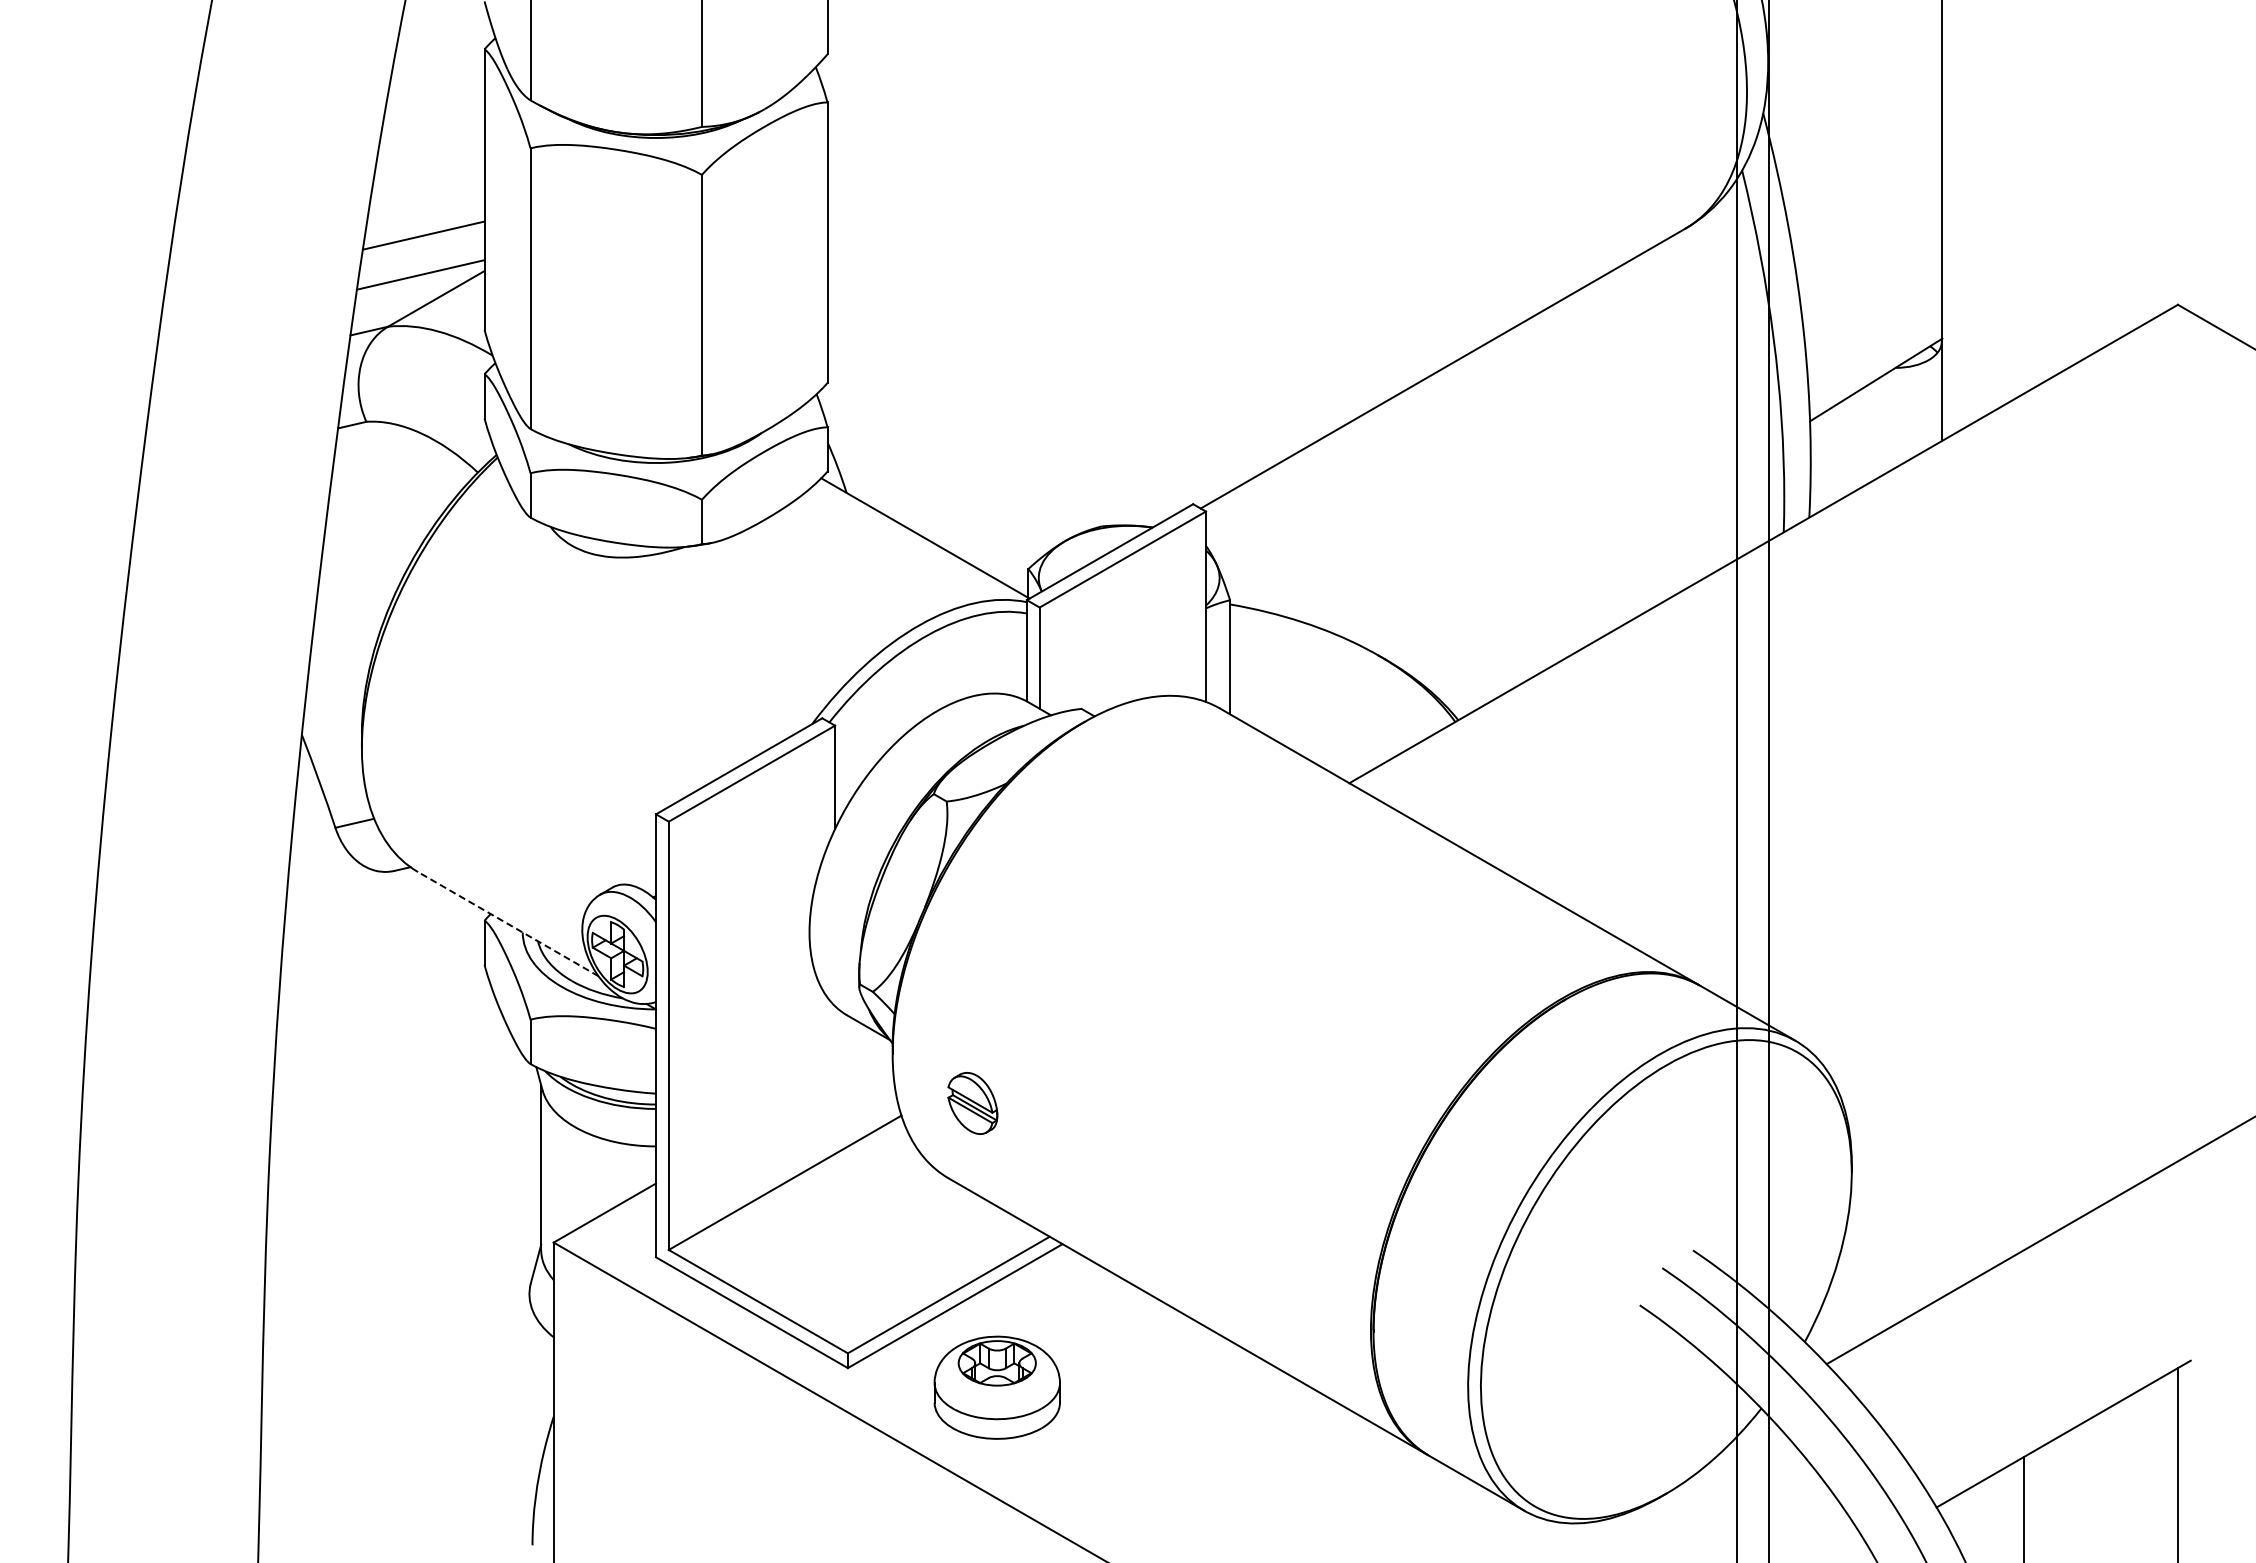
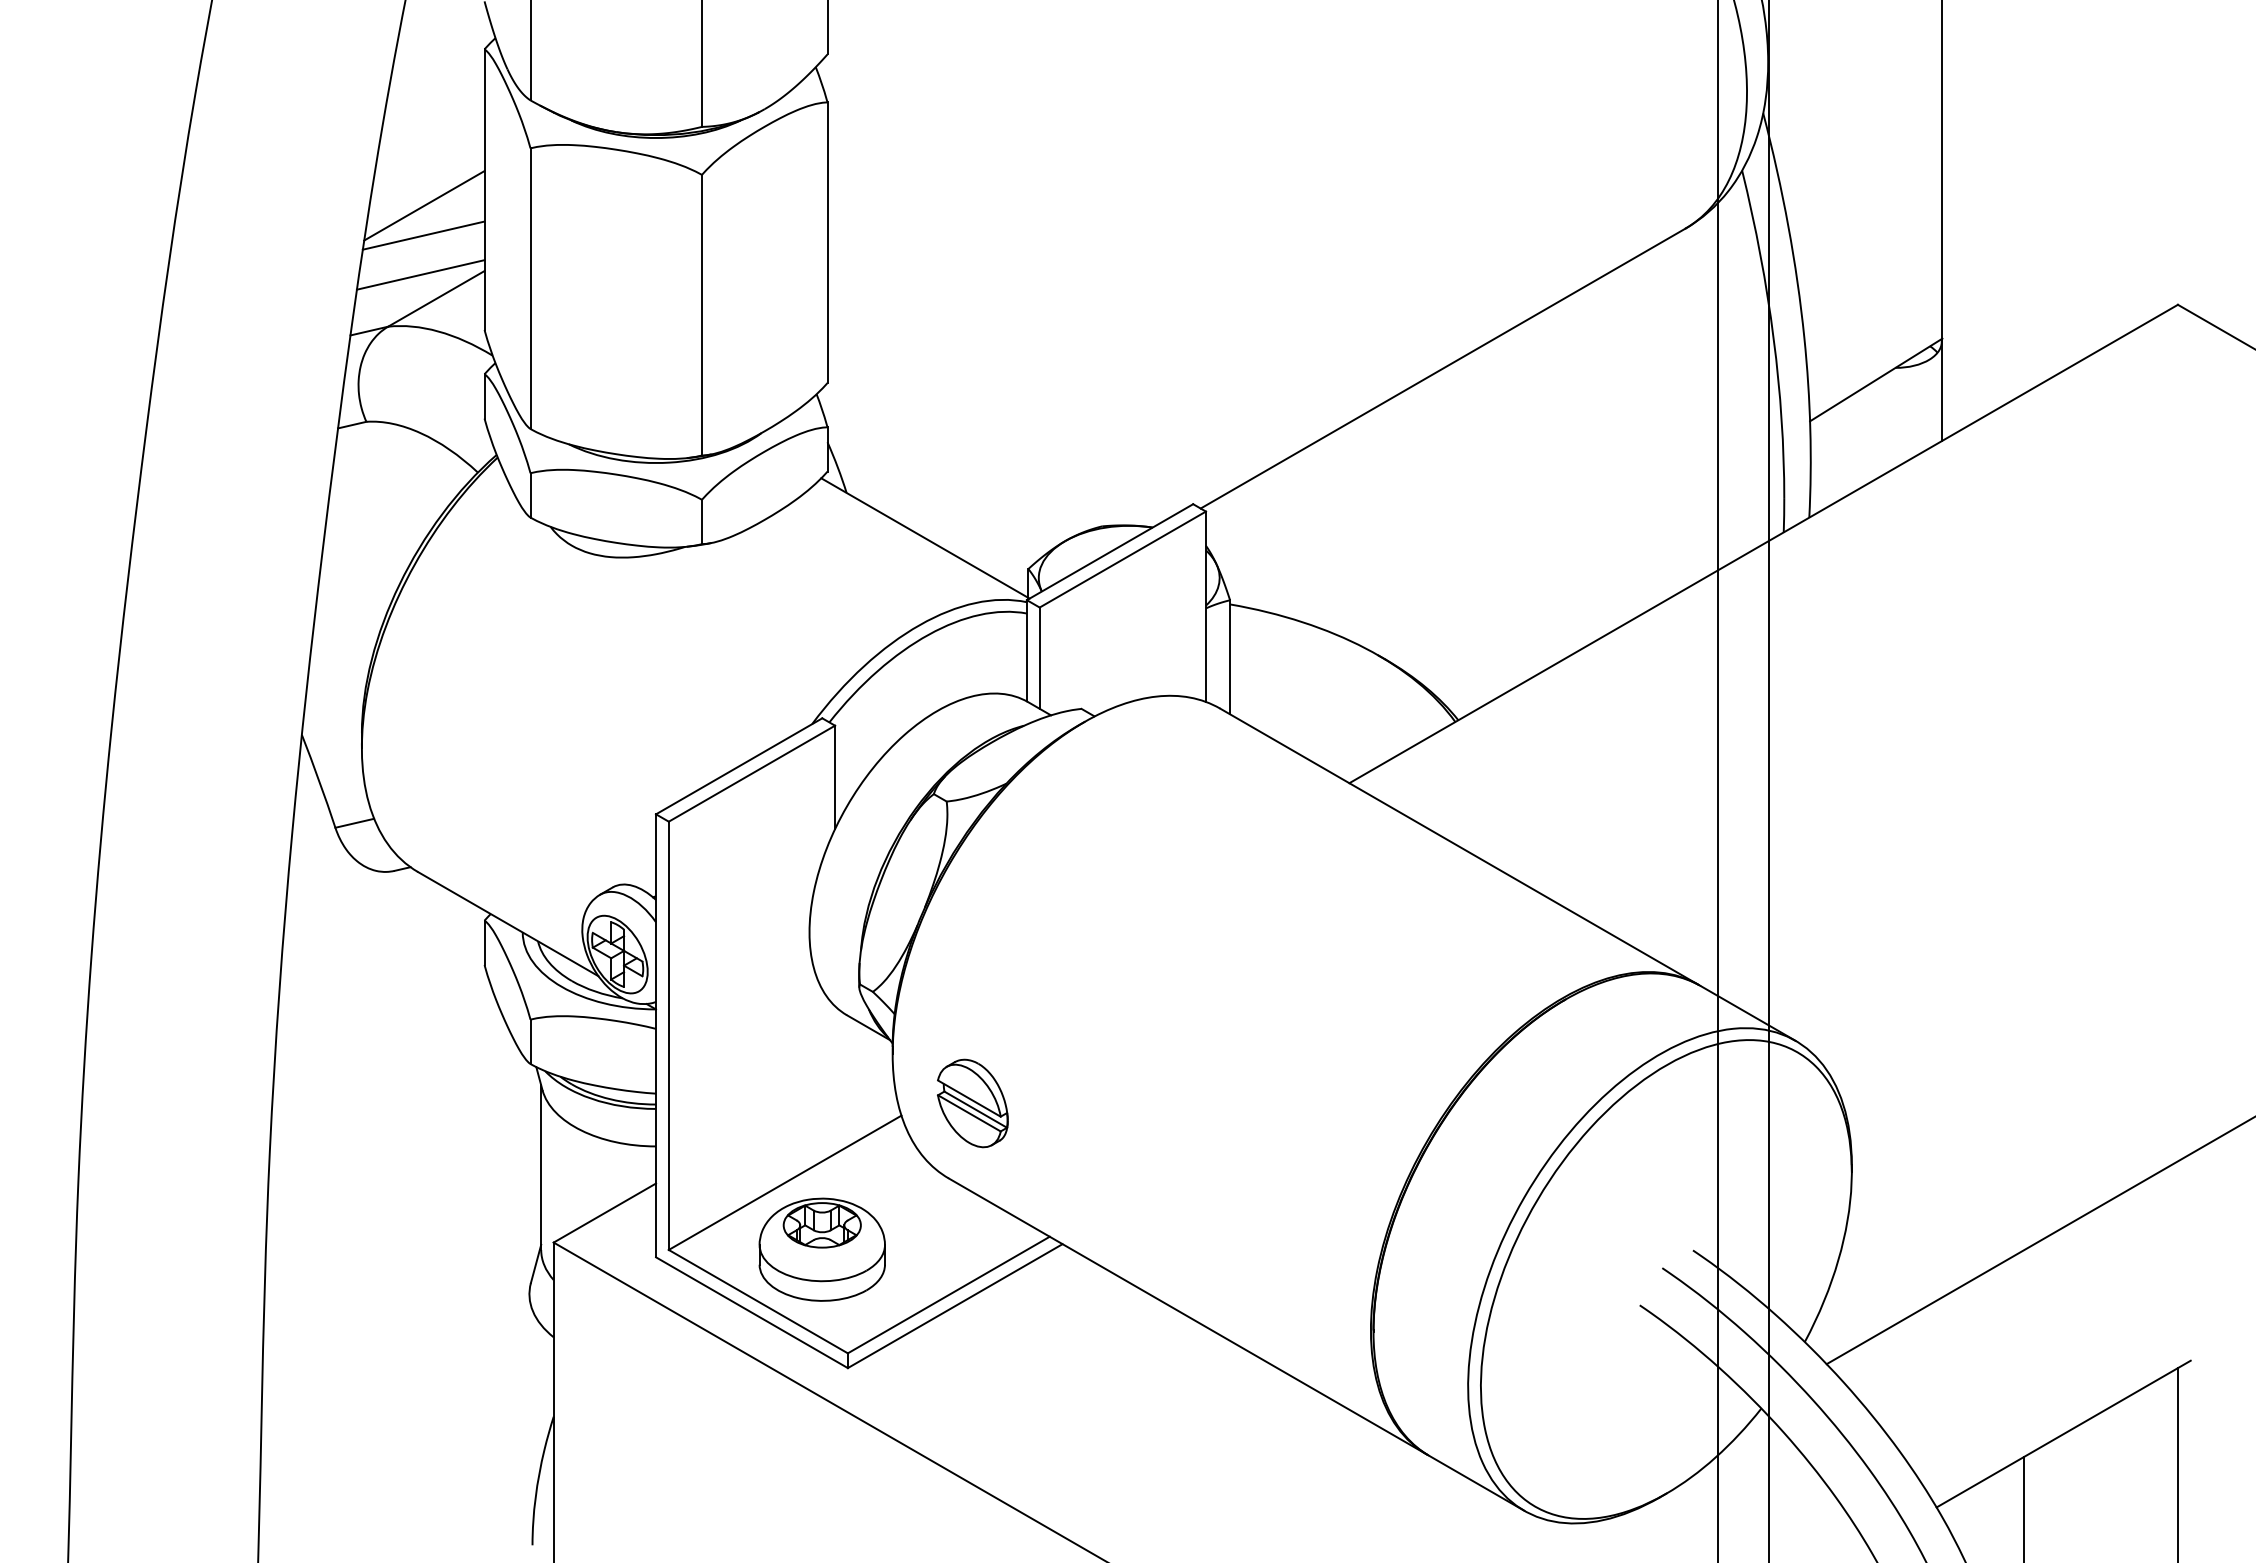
line: none -> present (424, 205)
line position: (1736, 780) -> (1717, 780) (1717, 780)
line: dashed -> solid (507, 923)
part size: 52x63 px -> 72x91 px (972, 1103)
part position: (996, 1387) -> (821, 1249) (821, 1249)
